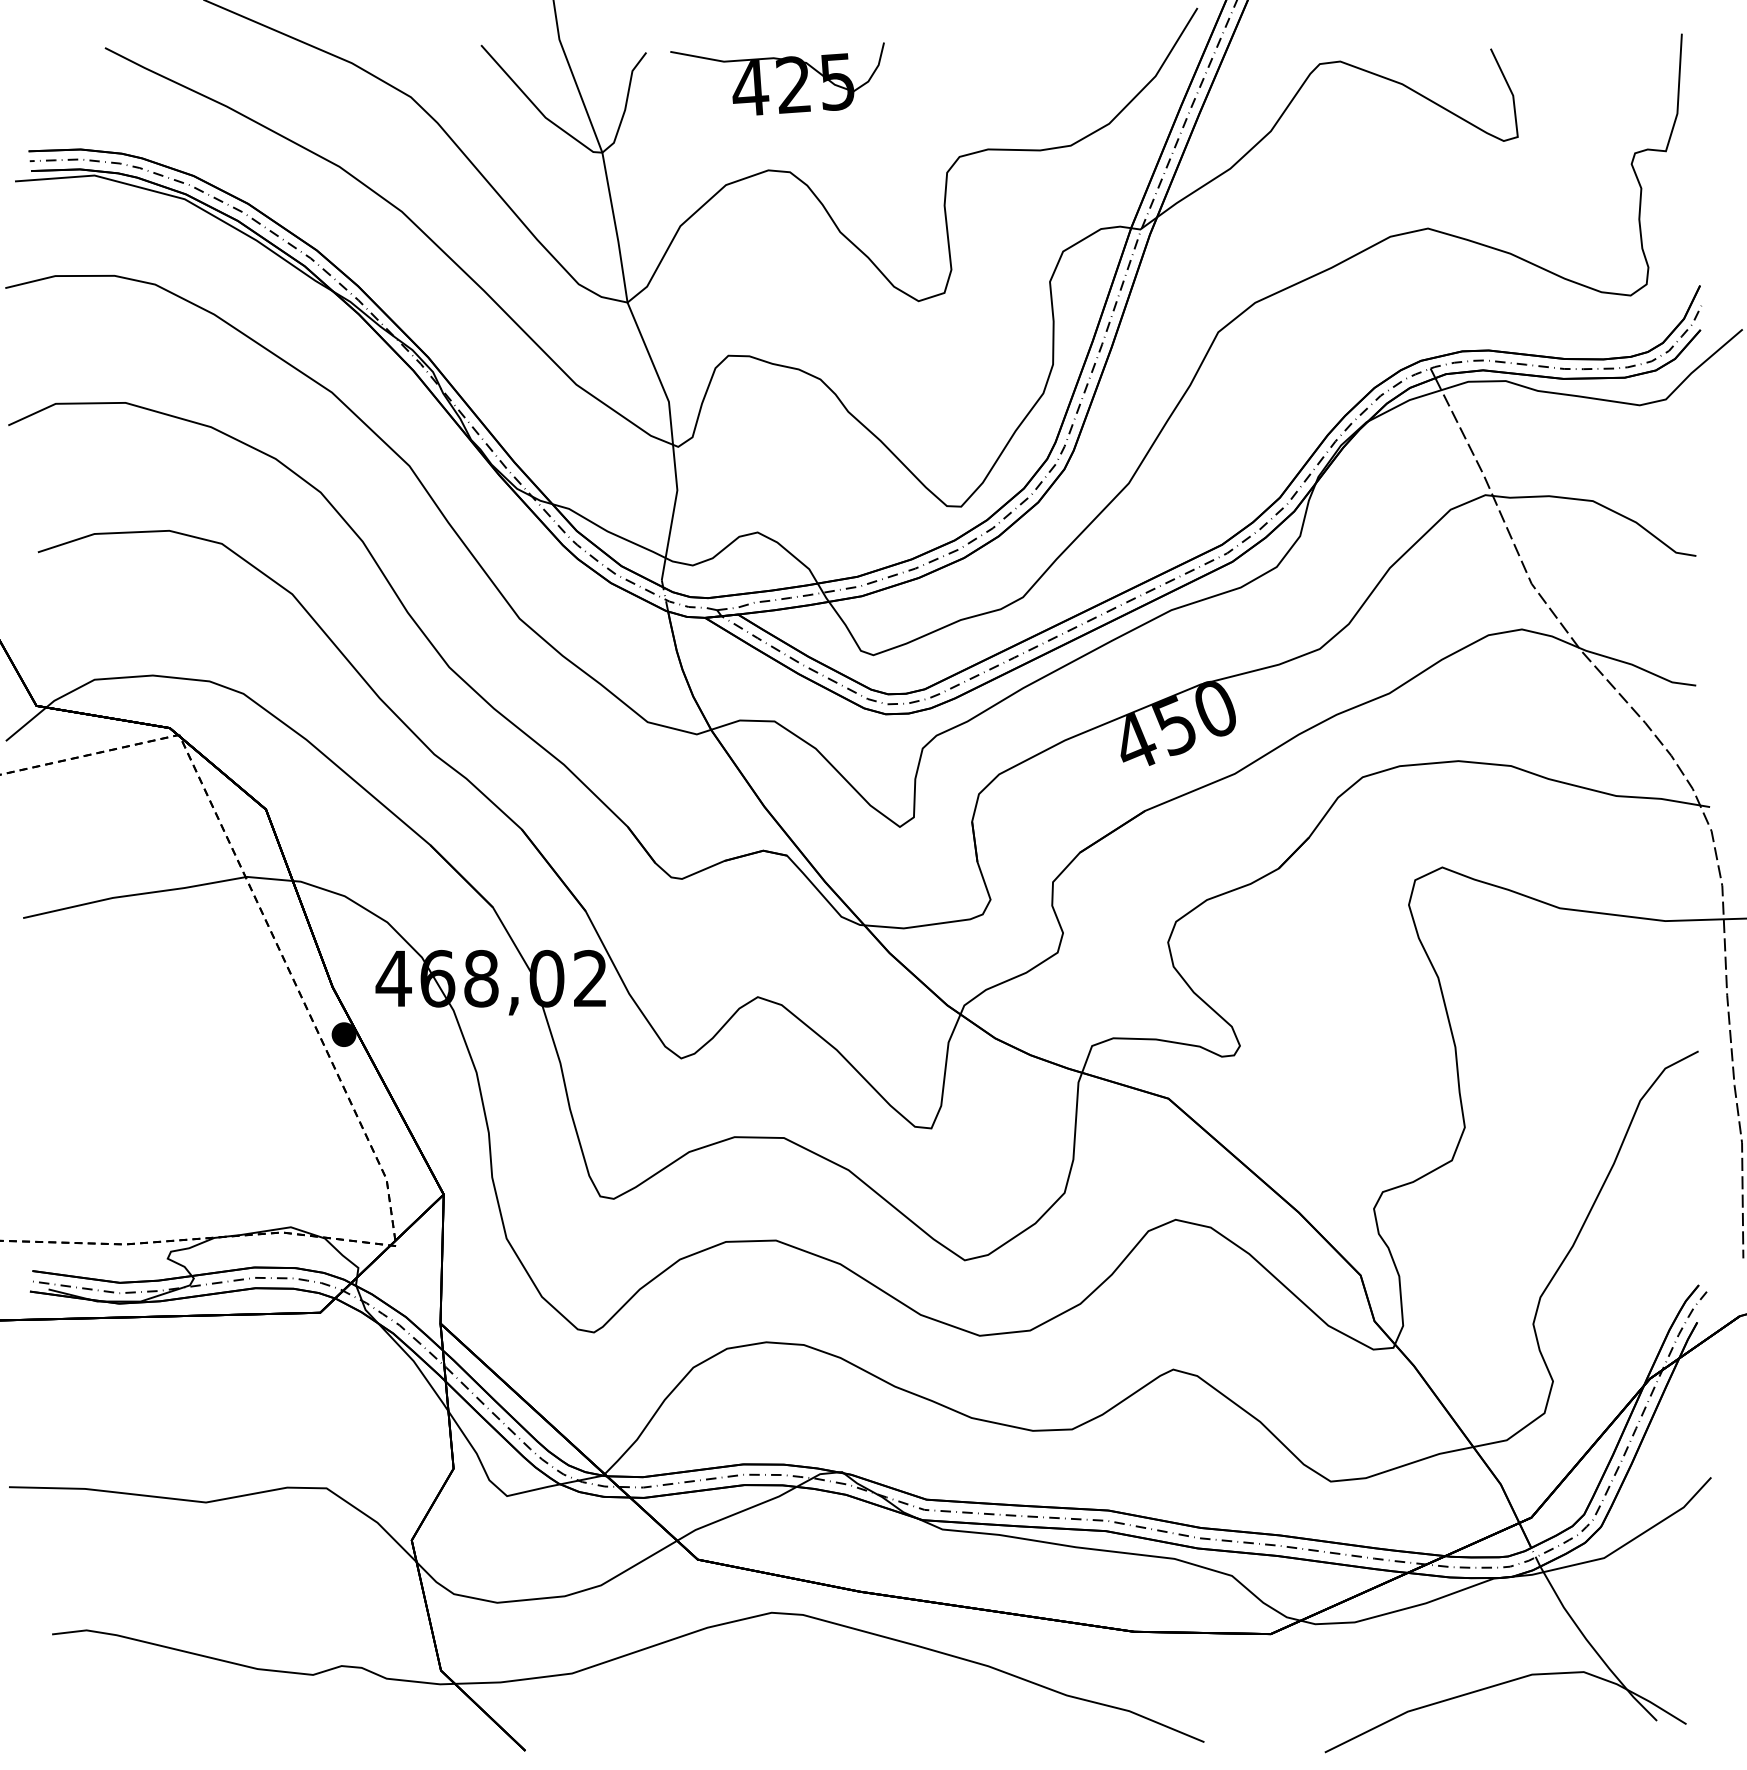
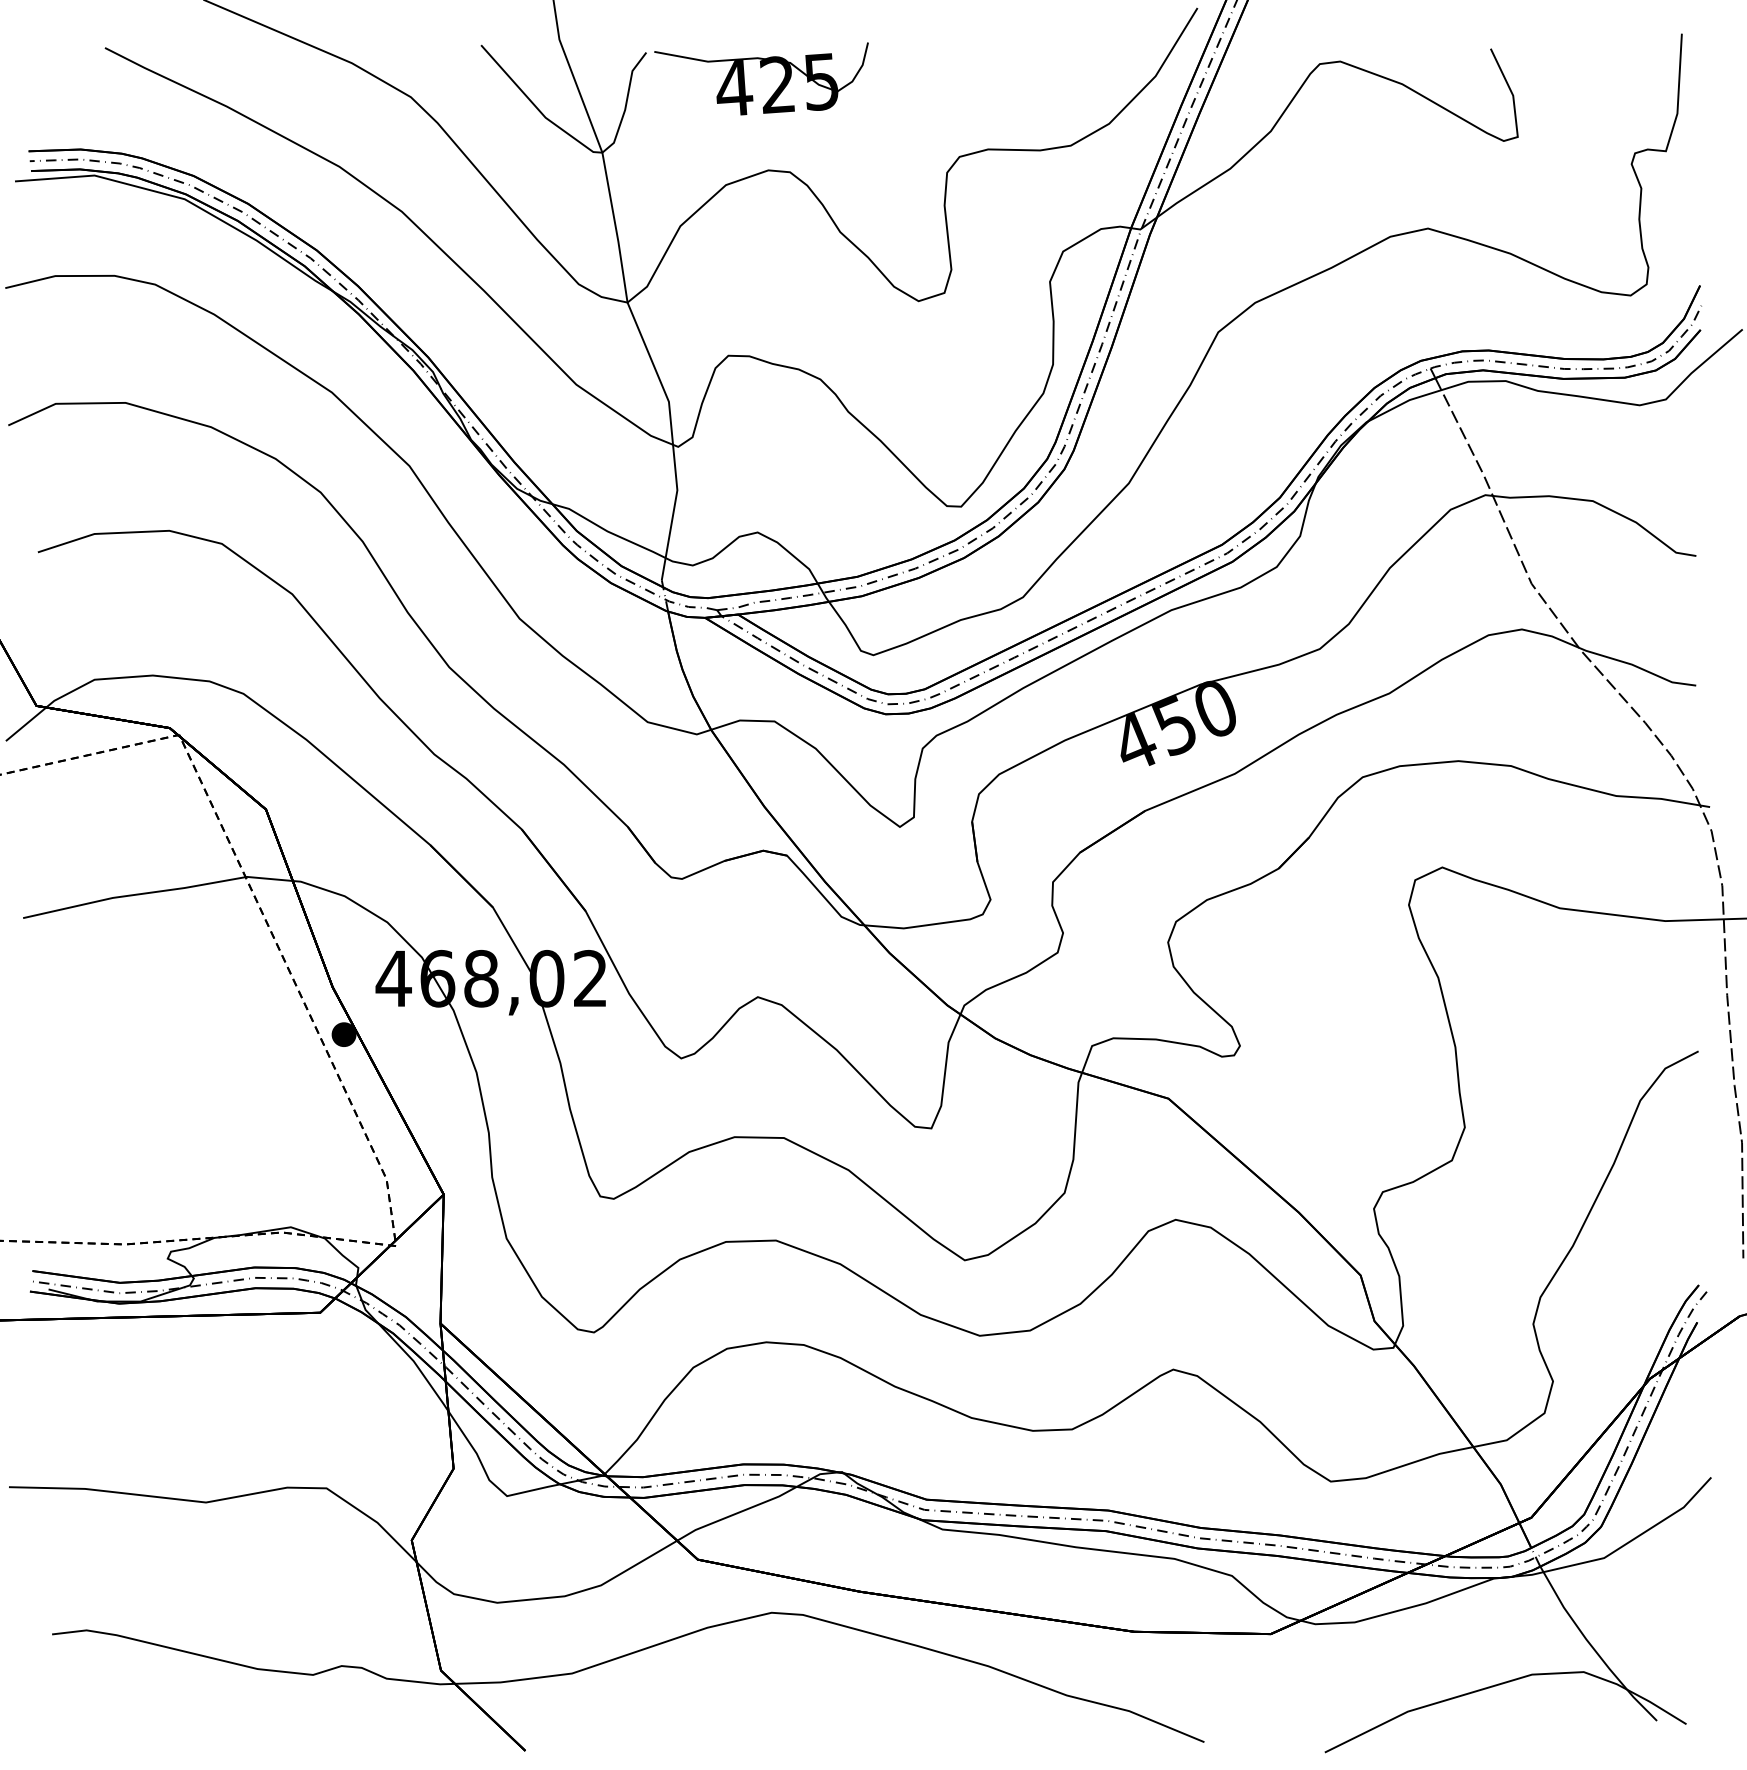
part position: (776, 68) -> (760, 68) (760, 68)
